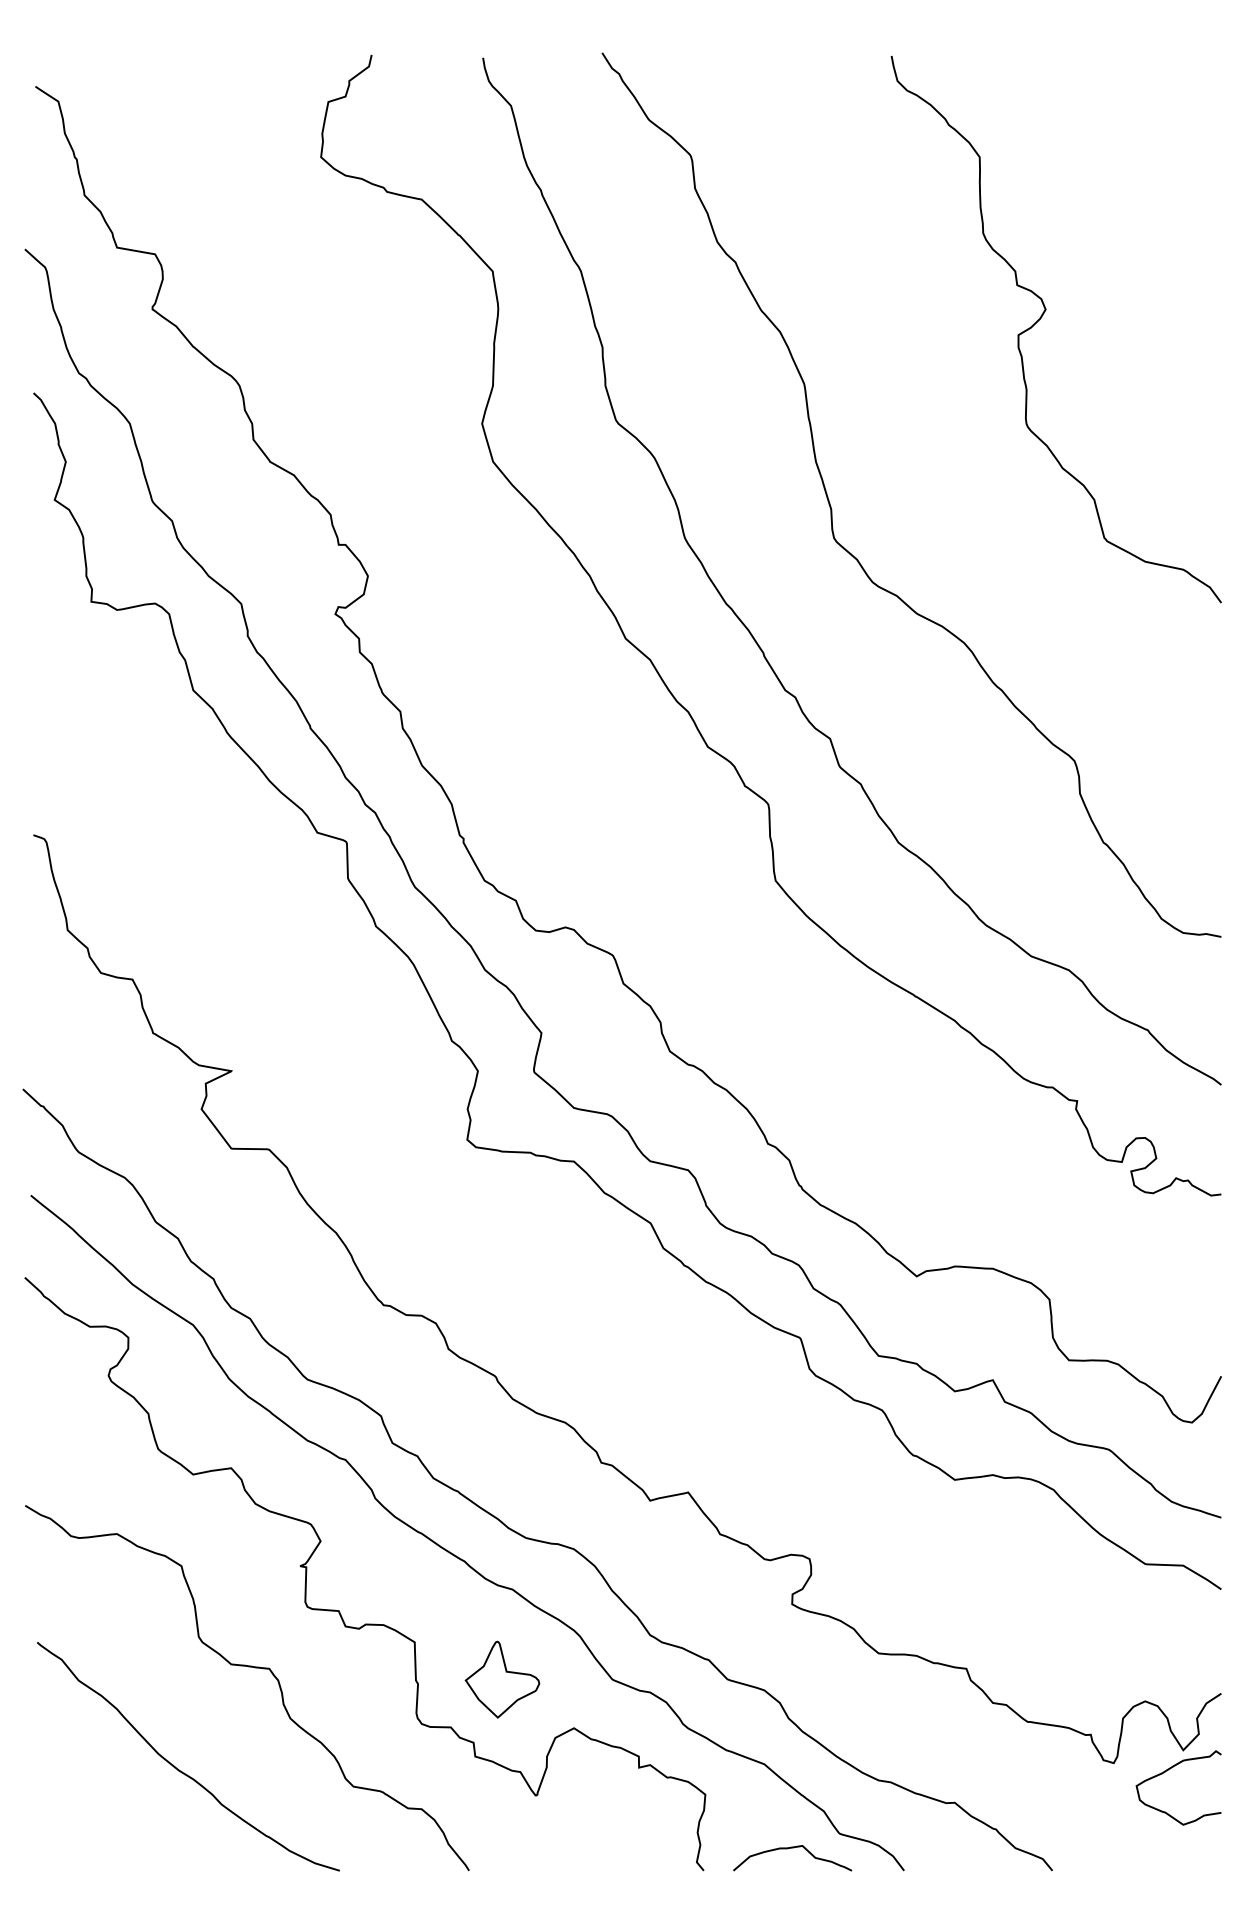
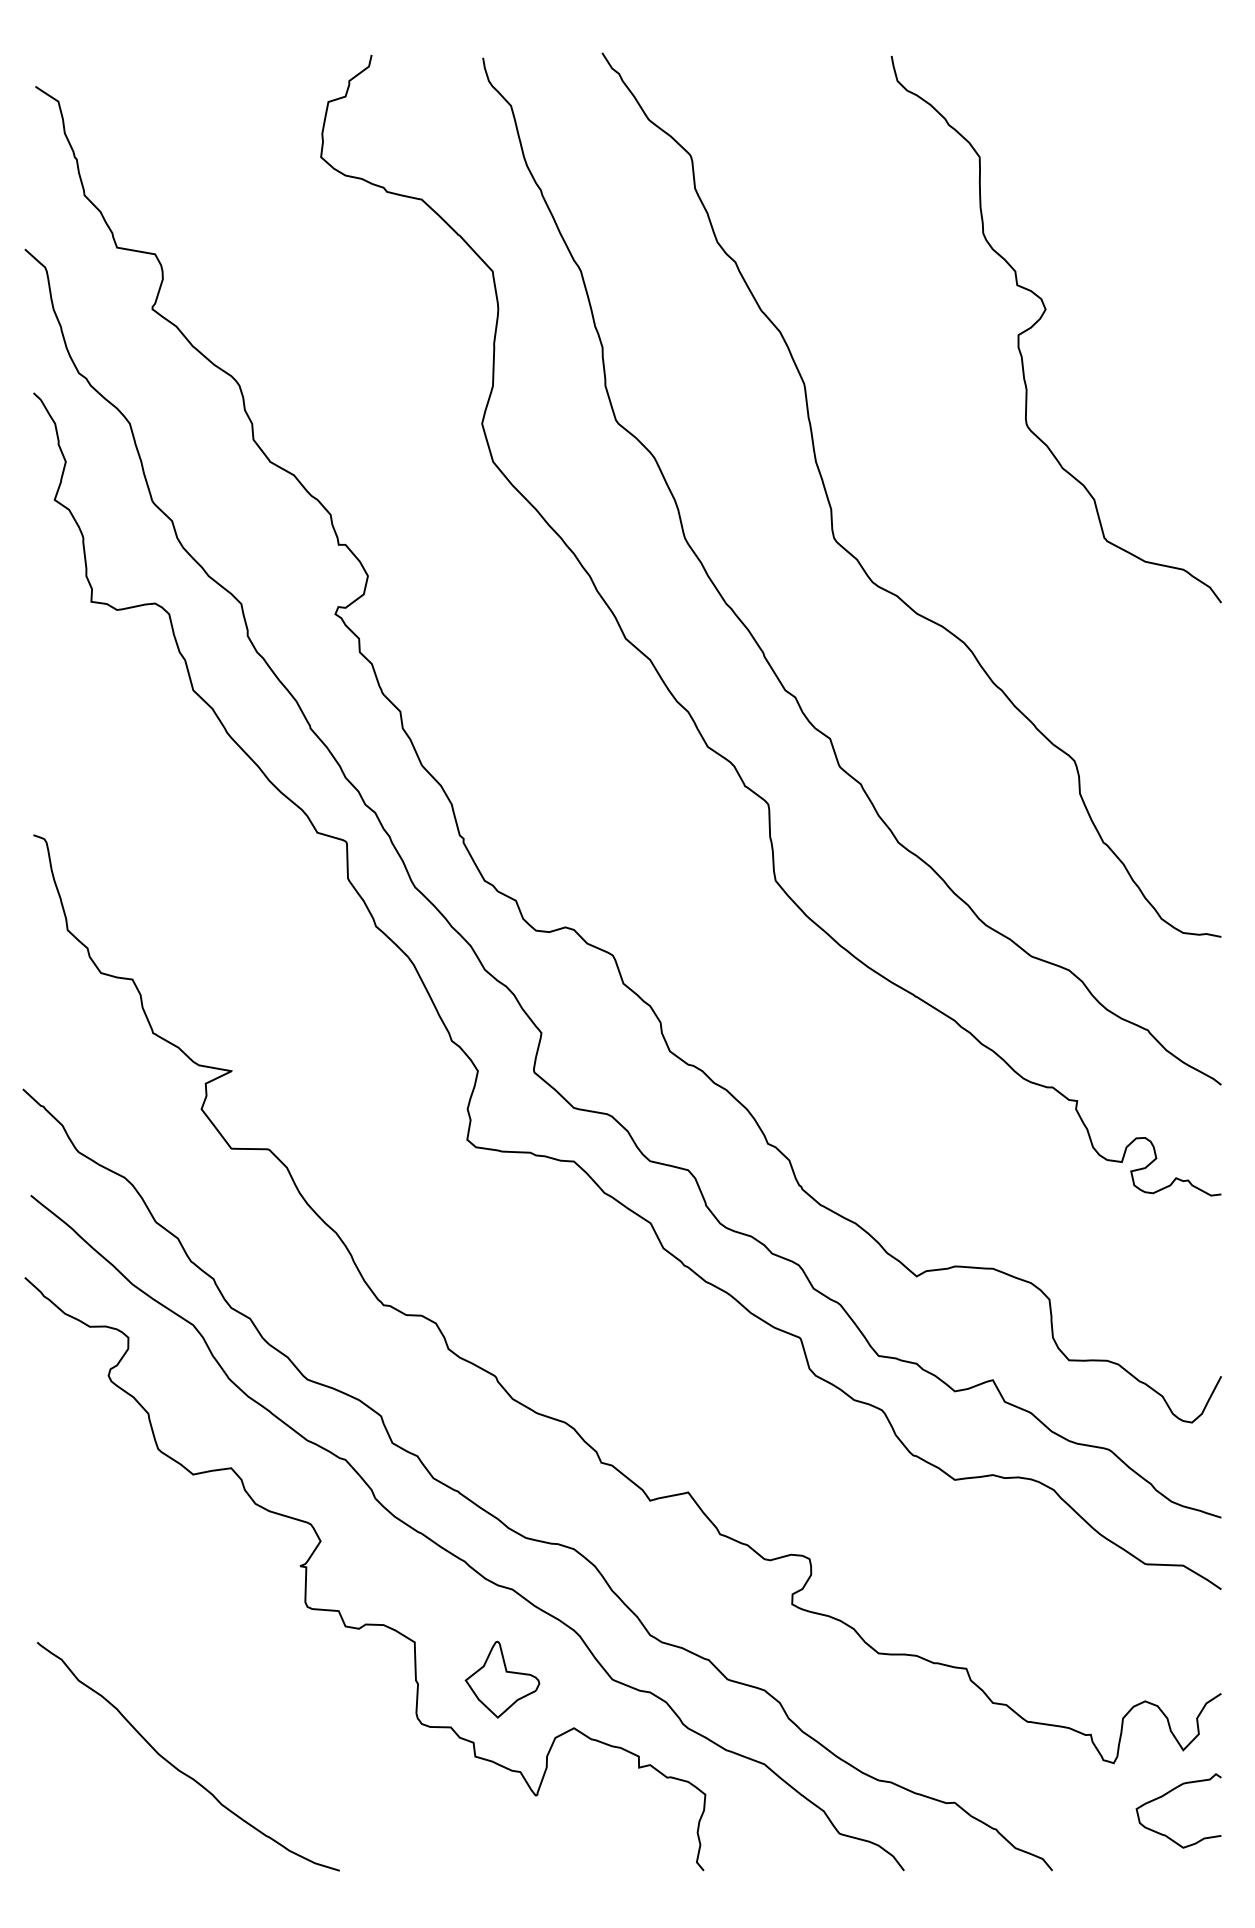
curve: present -> none (248, 1667)
curve position: (1167, 1771) -> (1167, 1794) (1167, 1794)
curve: present -> none (792, 1848)
